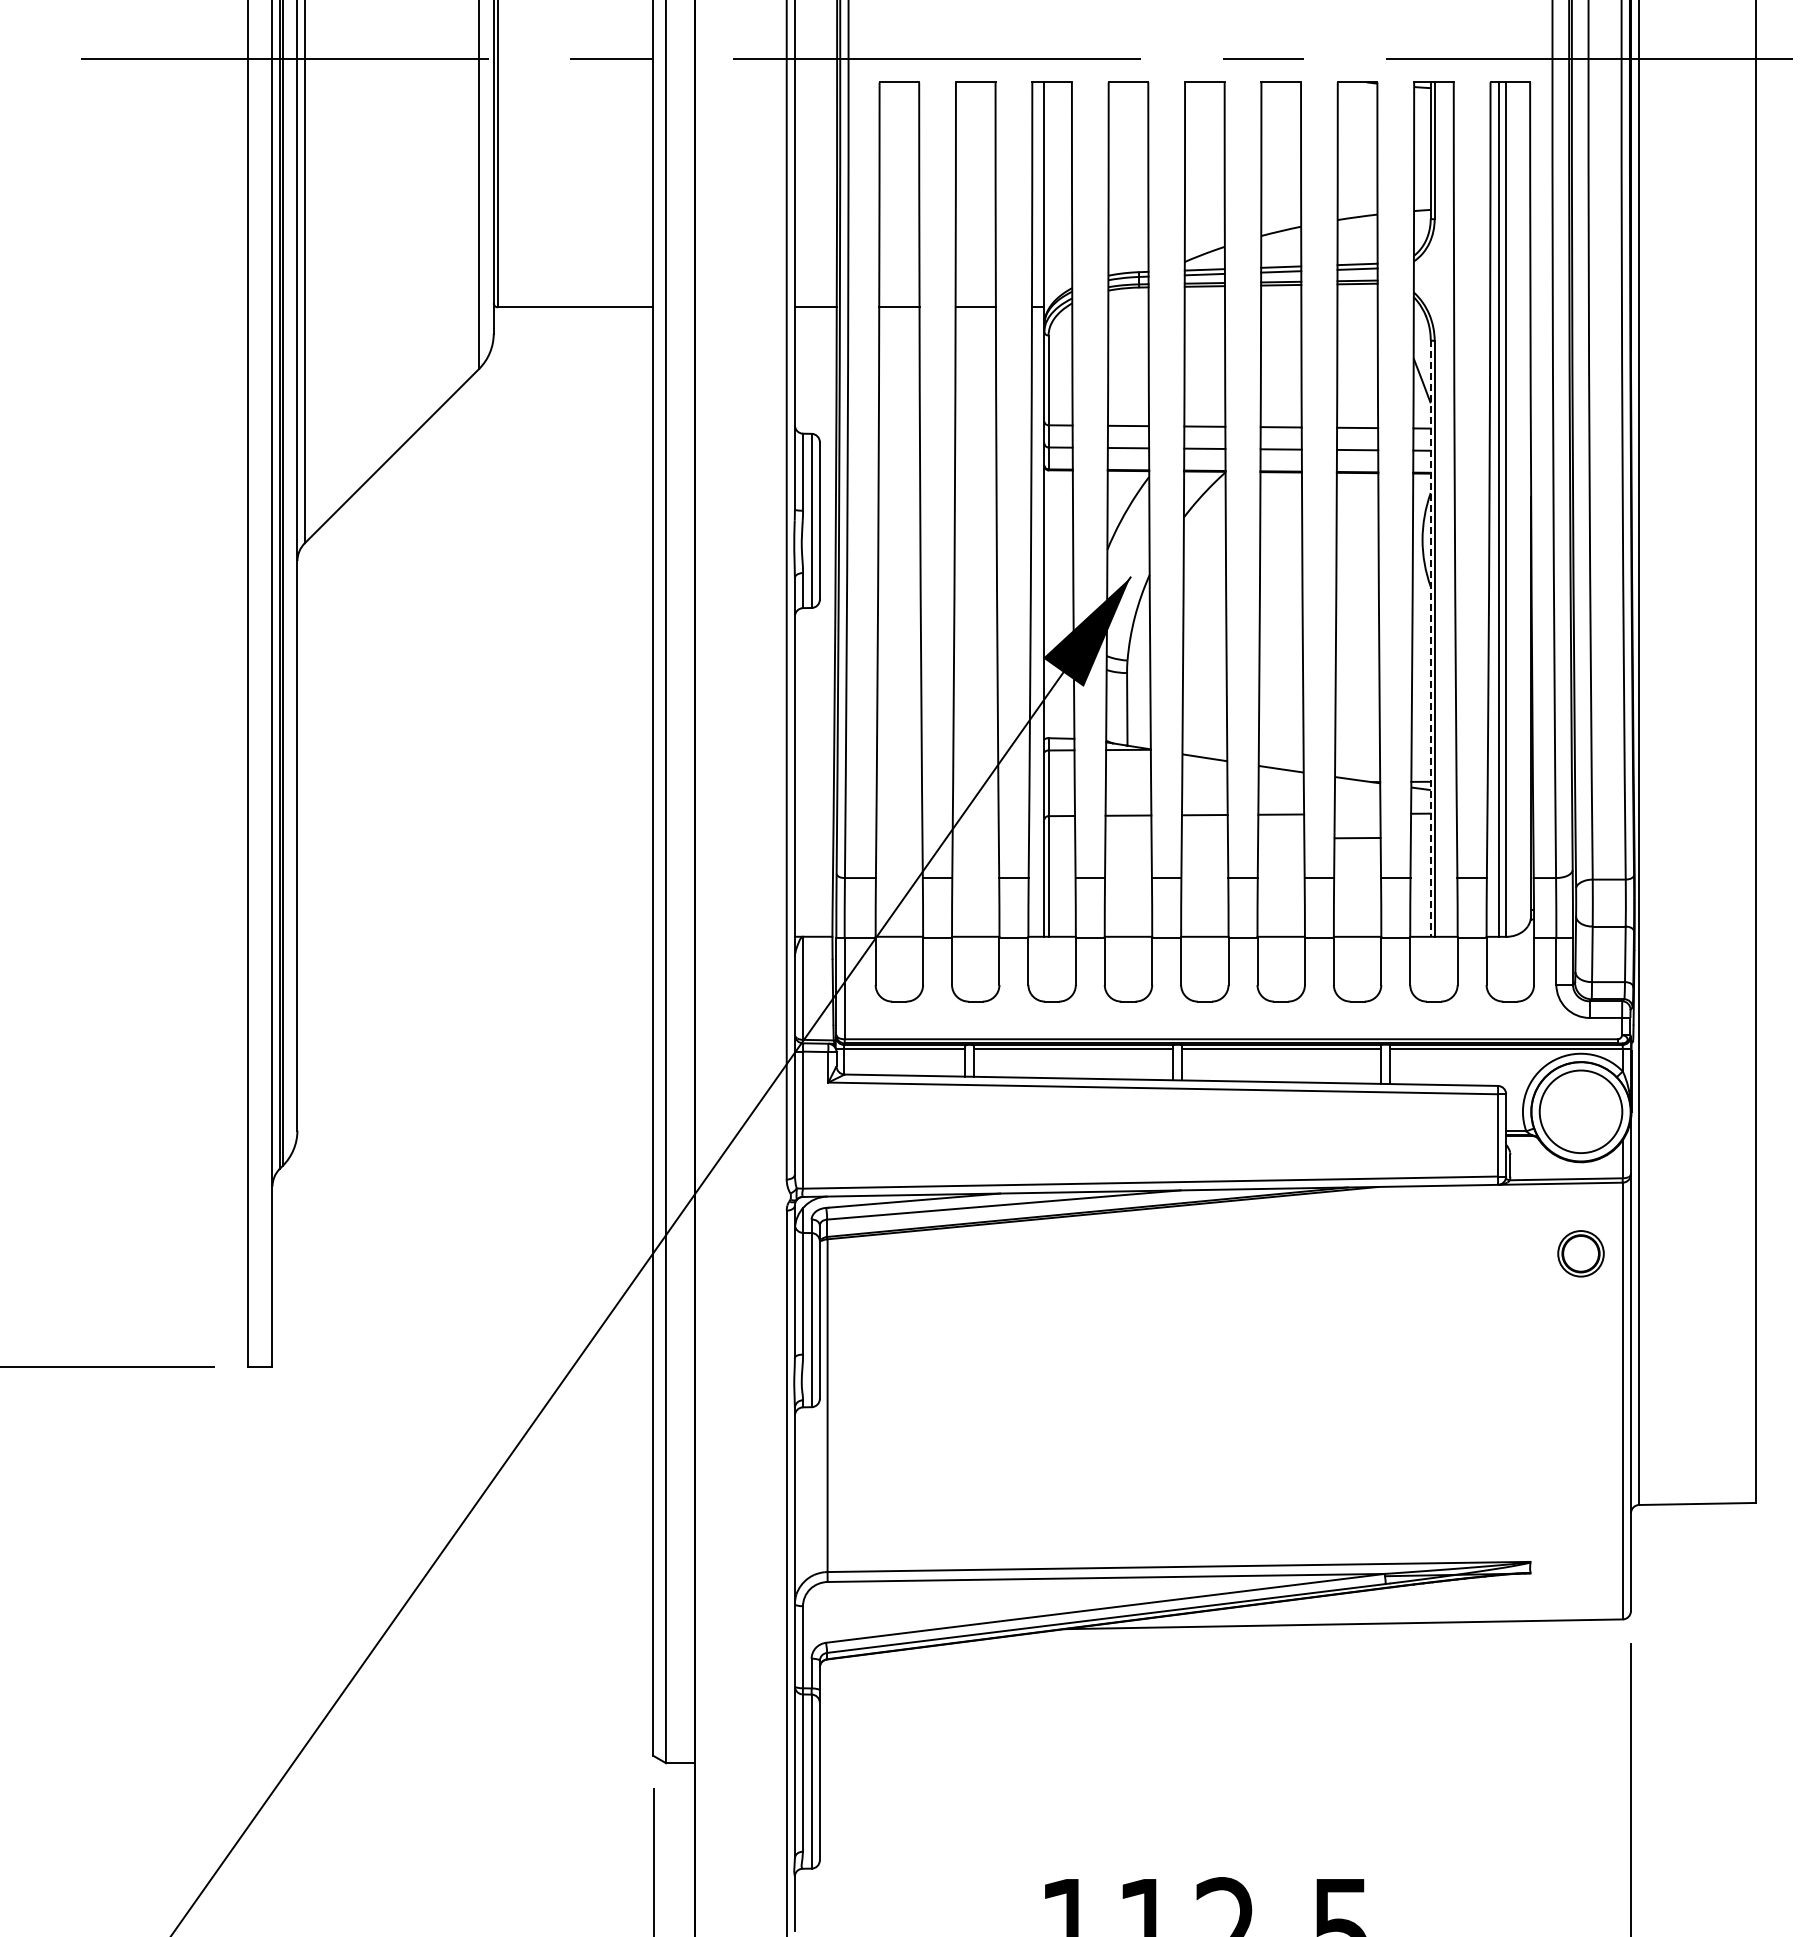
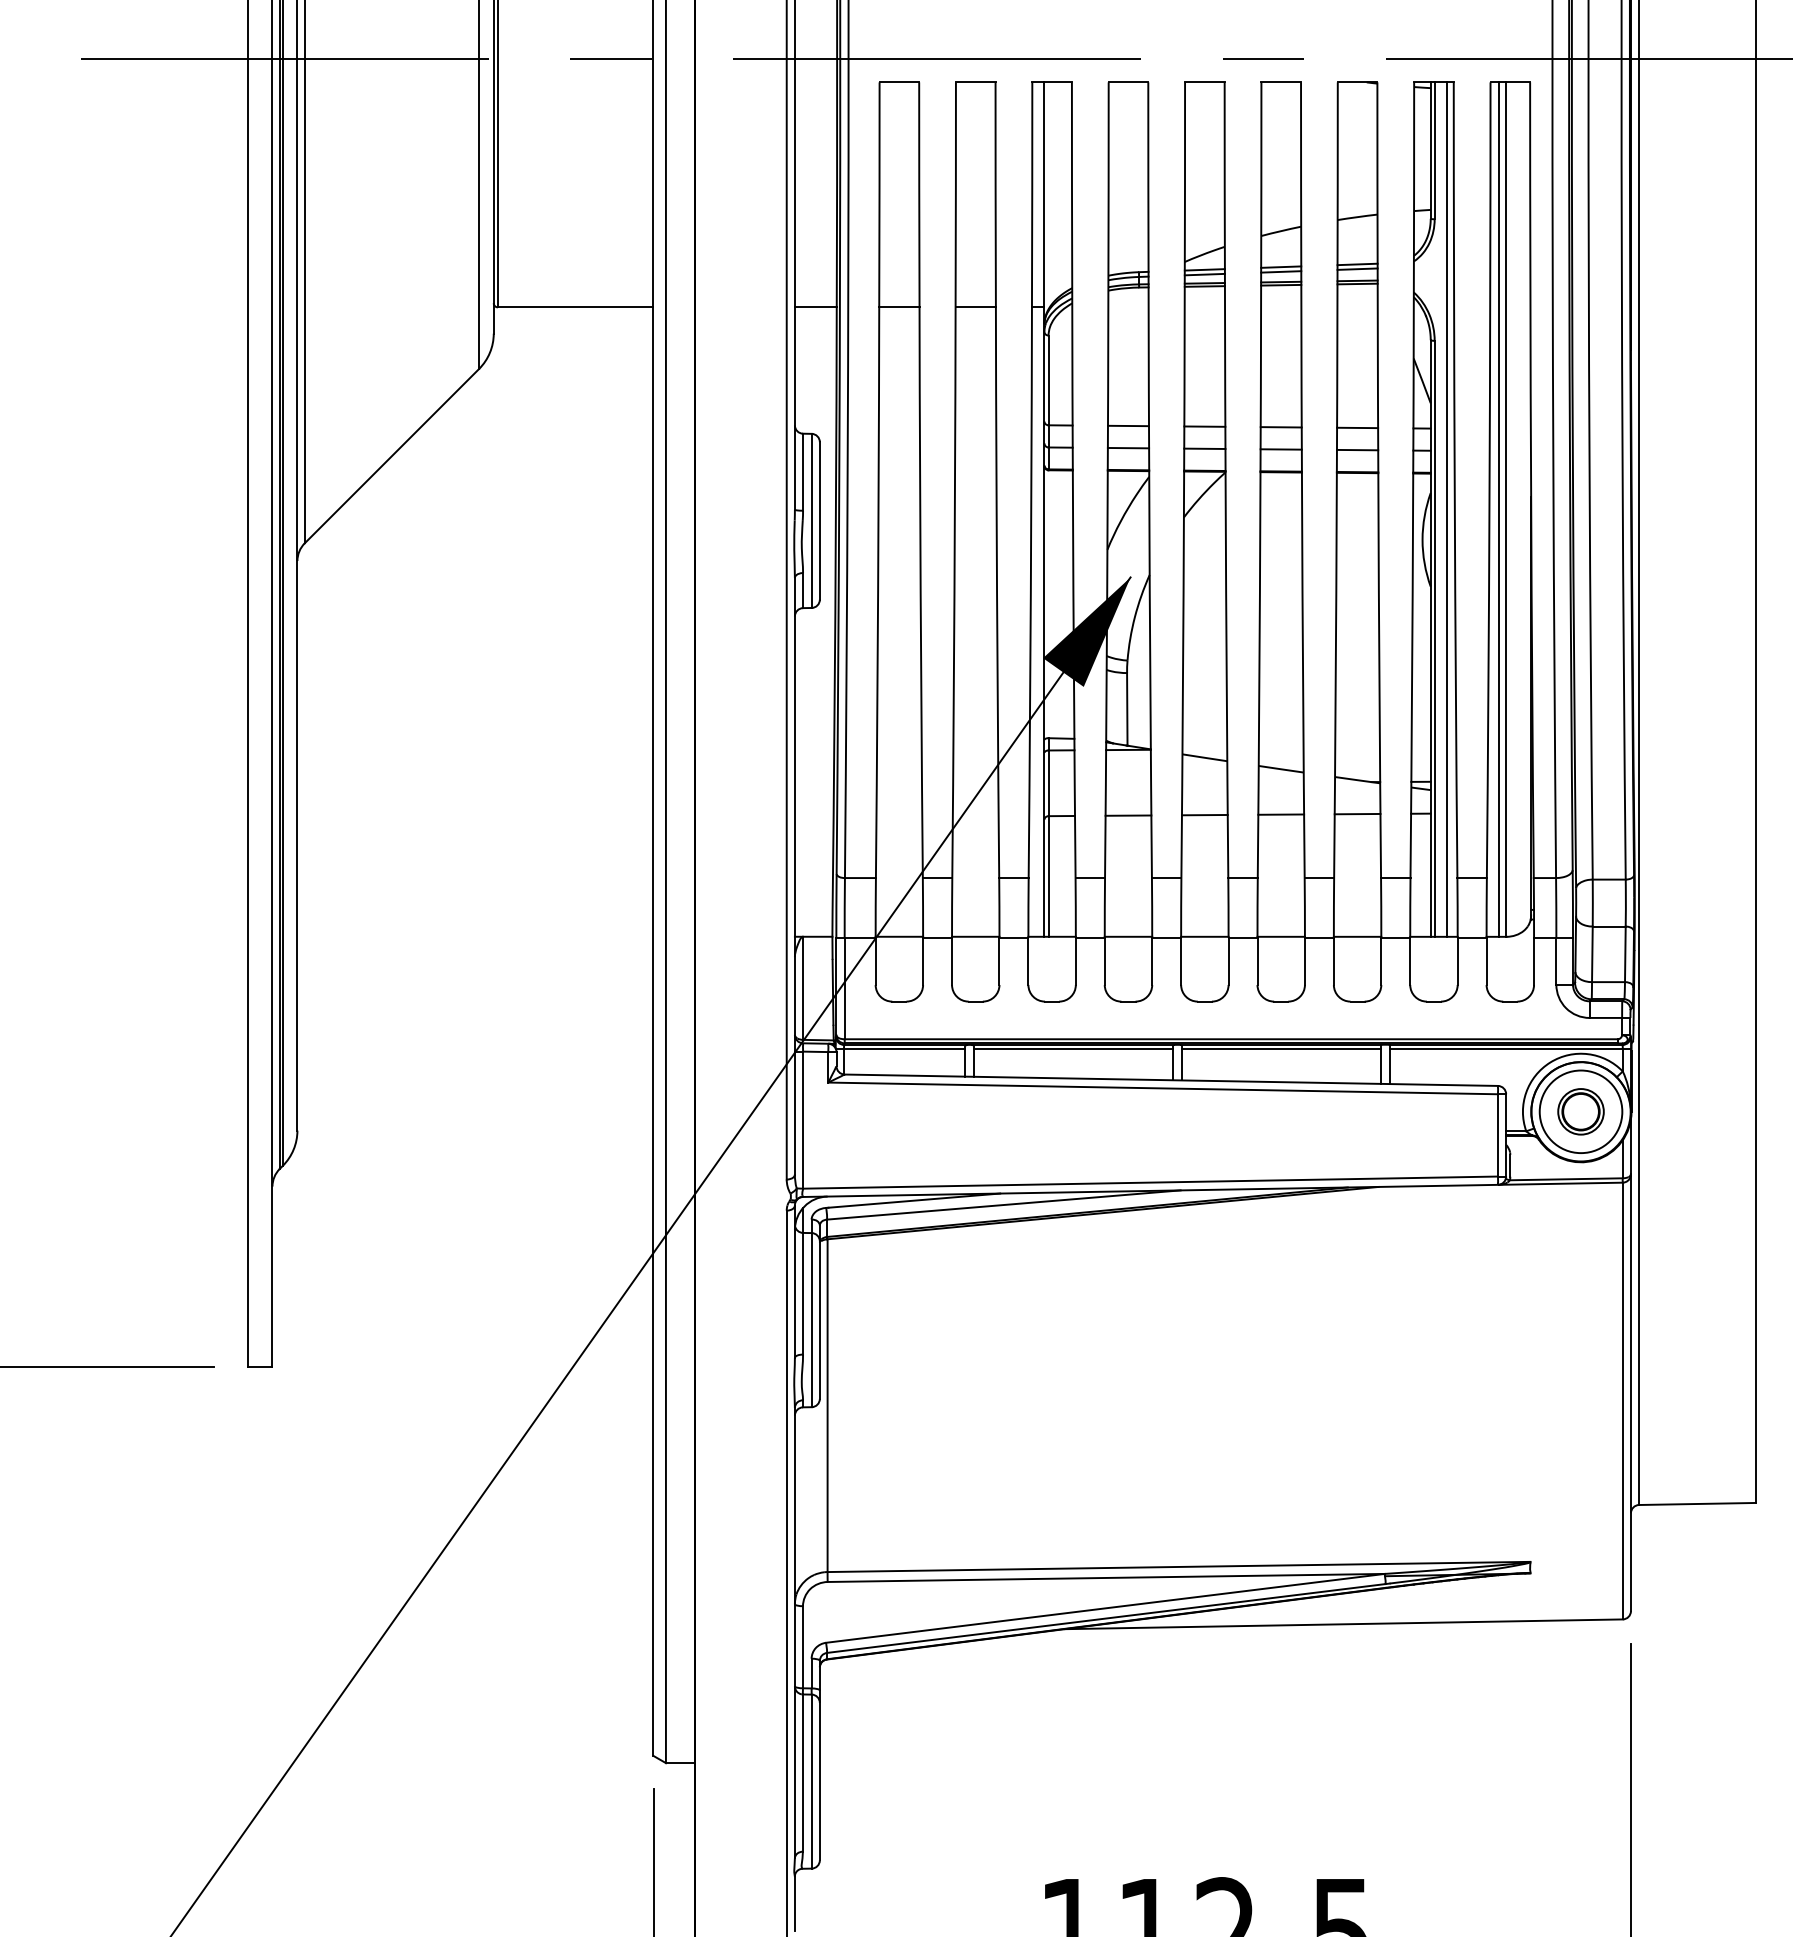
line: none -> present (1446, 509)
line: dashed -> solid (1430, 638)
line position: (1357, 837) -> (1357, 813) (1357, 813)
part position: (1580, 1253) -> (1580, 1111) (1580, 1111)
